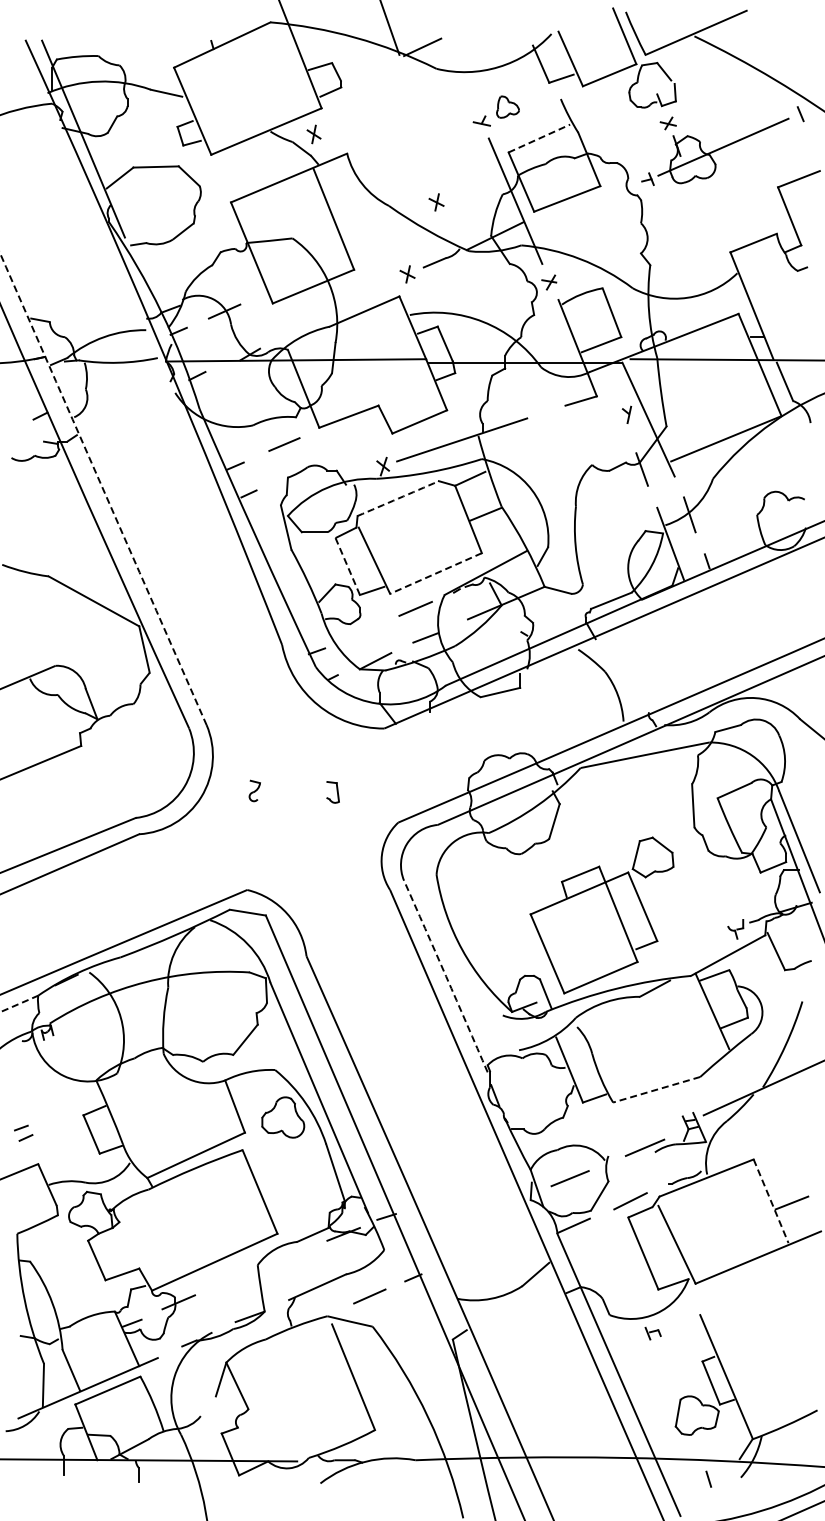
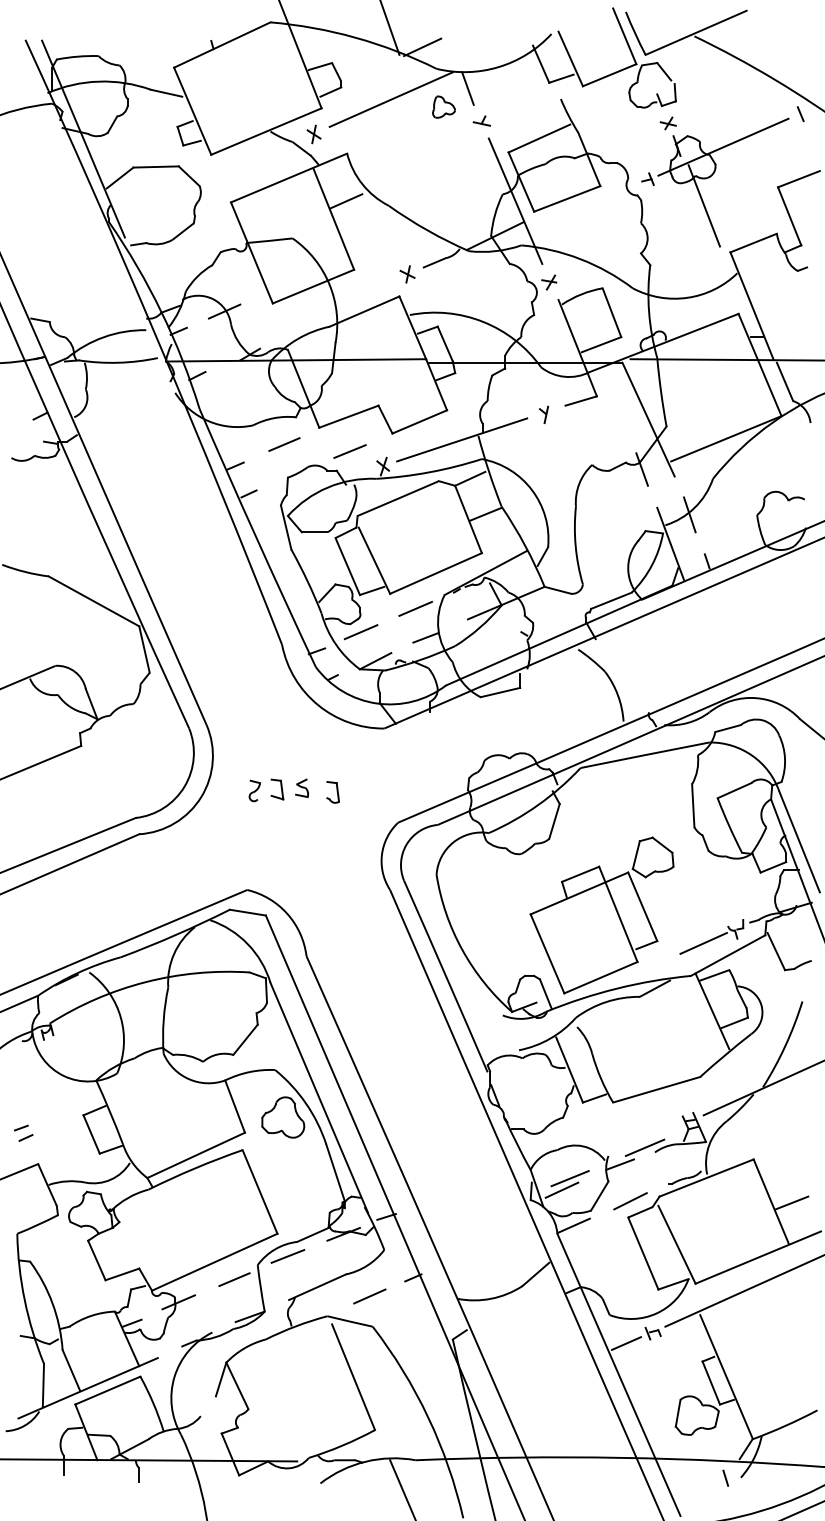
line: none -> present (467, 88)
line: none -> present (390, 99)
part position: (507, 106) -> (443, 106) (443, 106)
line: dashed -> solid (539, 138)
line: none -> present (346, 201)
part: present -> none (436, 202)
line: none -> present (703, 205)
part position: (626, 414) -> (543, 414) (543, 414)
line: none -> present (349, 451)
arc: dashed -> solid (103, 489)
arc: dashed -> solid (398, 498)
line: dashed -> solid (347, 566)
line: dashed -> solid (435, 573)
line: none -> present (360, 632)
part: none -> present (301, 787)
part: none -> present (277, 789)
line: none -> present (703, 942)
arc: dashed -> solid (446, 976)
arc: dashed -> solid (19, 1003)
line: dashed -> solid (656, 1089)
line: none -> present (620, 1164)
line: none -> present (561, 1189)
line: dashed -> solid (771, 1201)
line: none -> present (287, 1256)
line: none -> present (234, 1279)
line: none -> present (743, 1291)
line: none -> present (626, 1343)
line position: (708, 1478) -> (725, 1477) (725, 1477)
line: none -> present (402, 1488)
